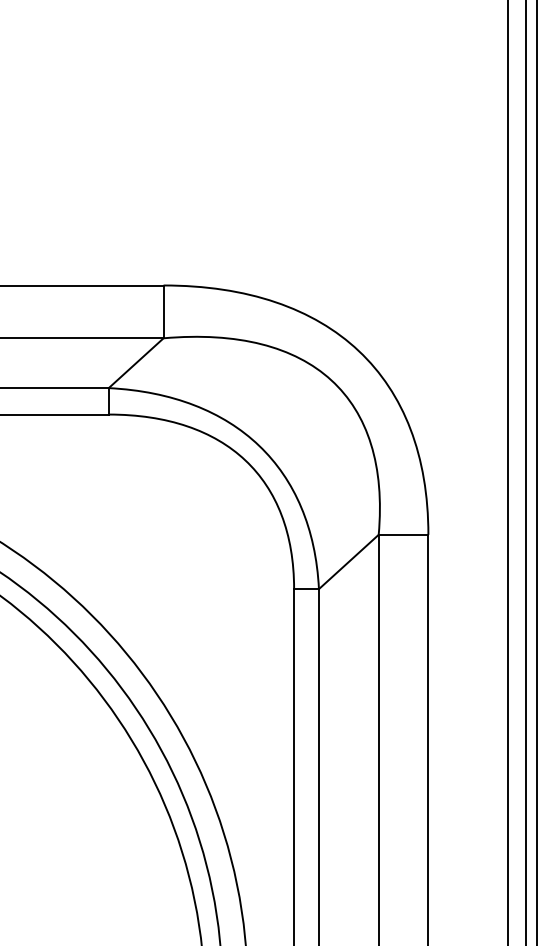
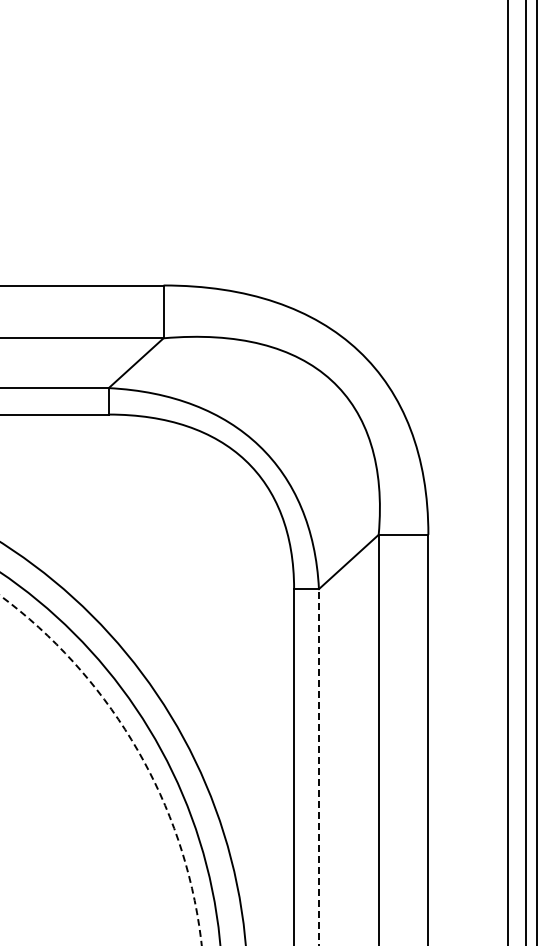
arc: solid -> dashed (136, 748)
line: solid -> dashed (319, 767)
